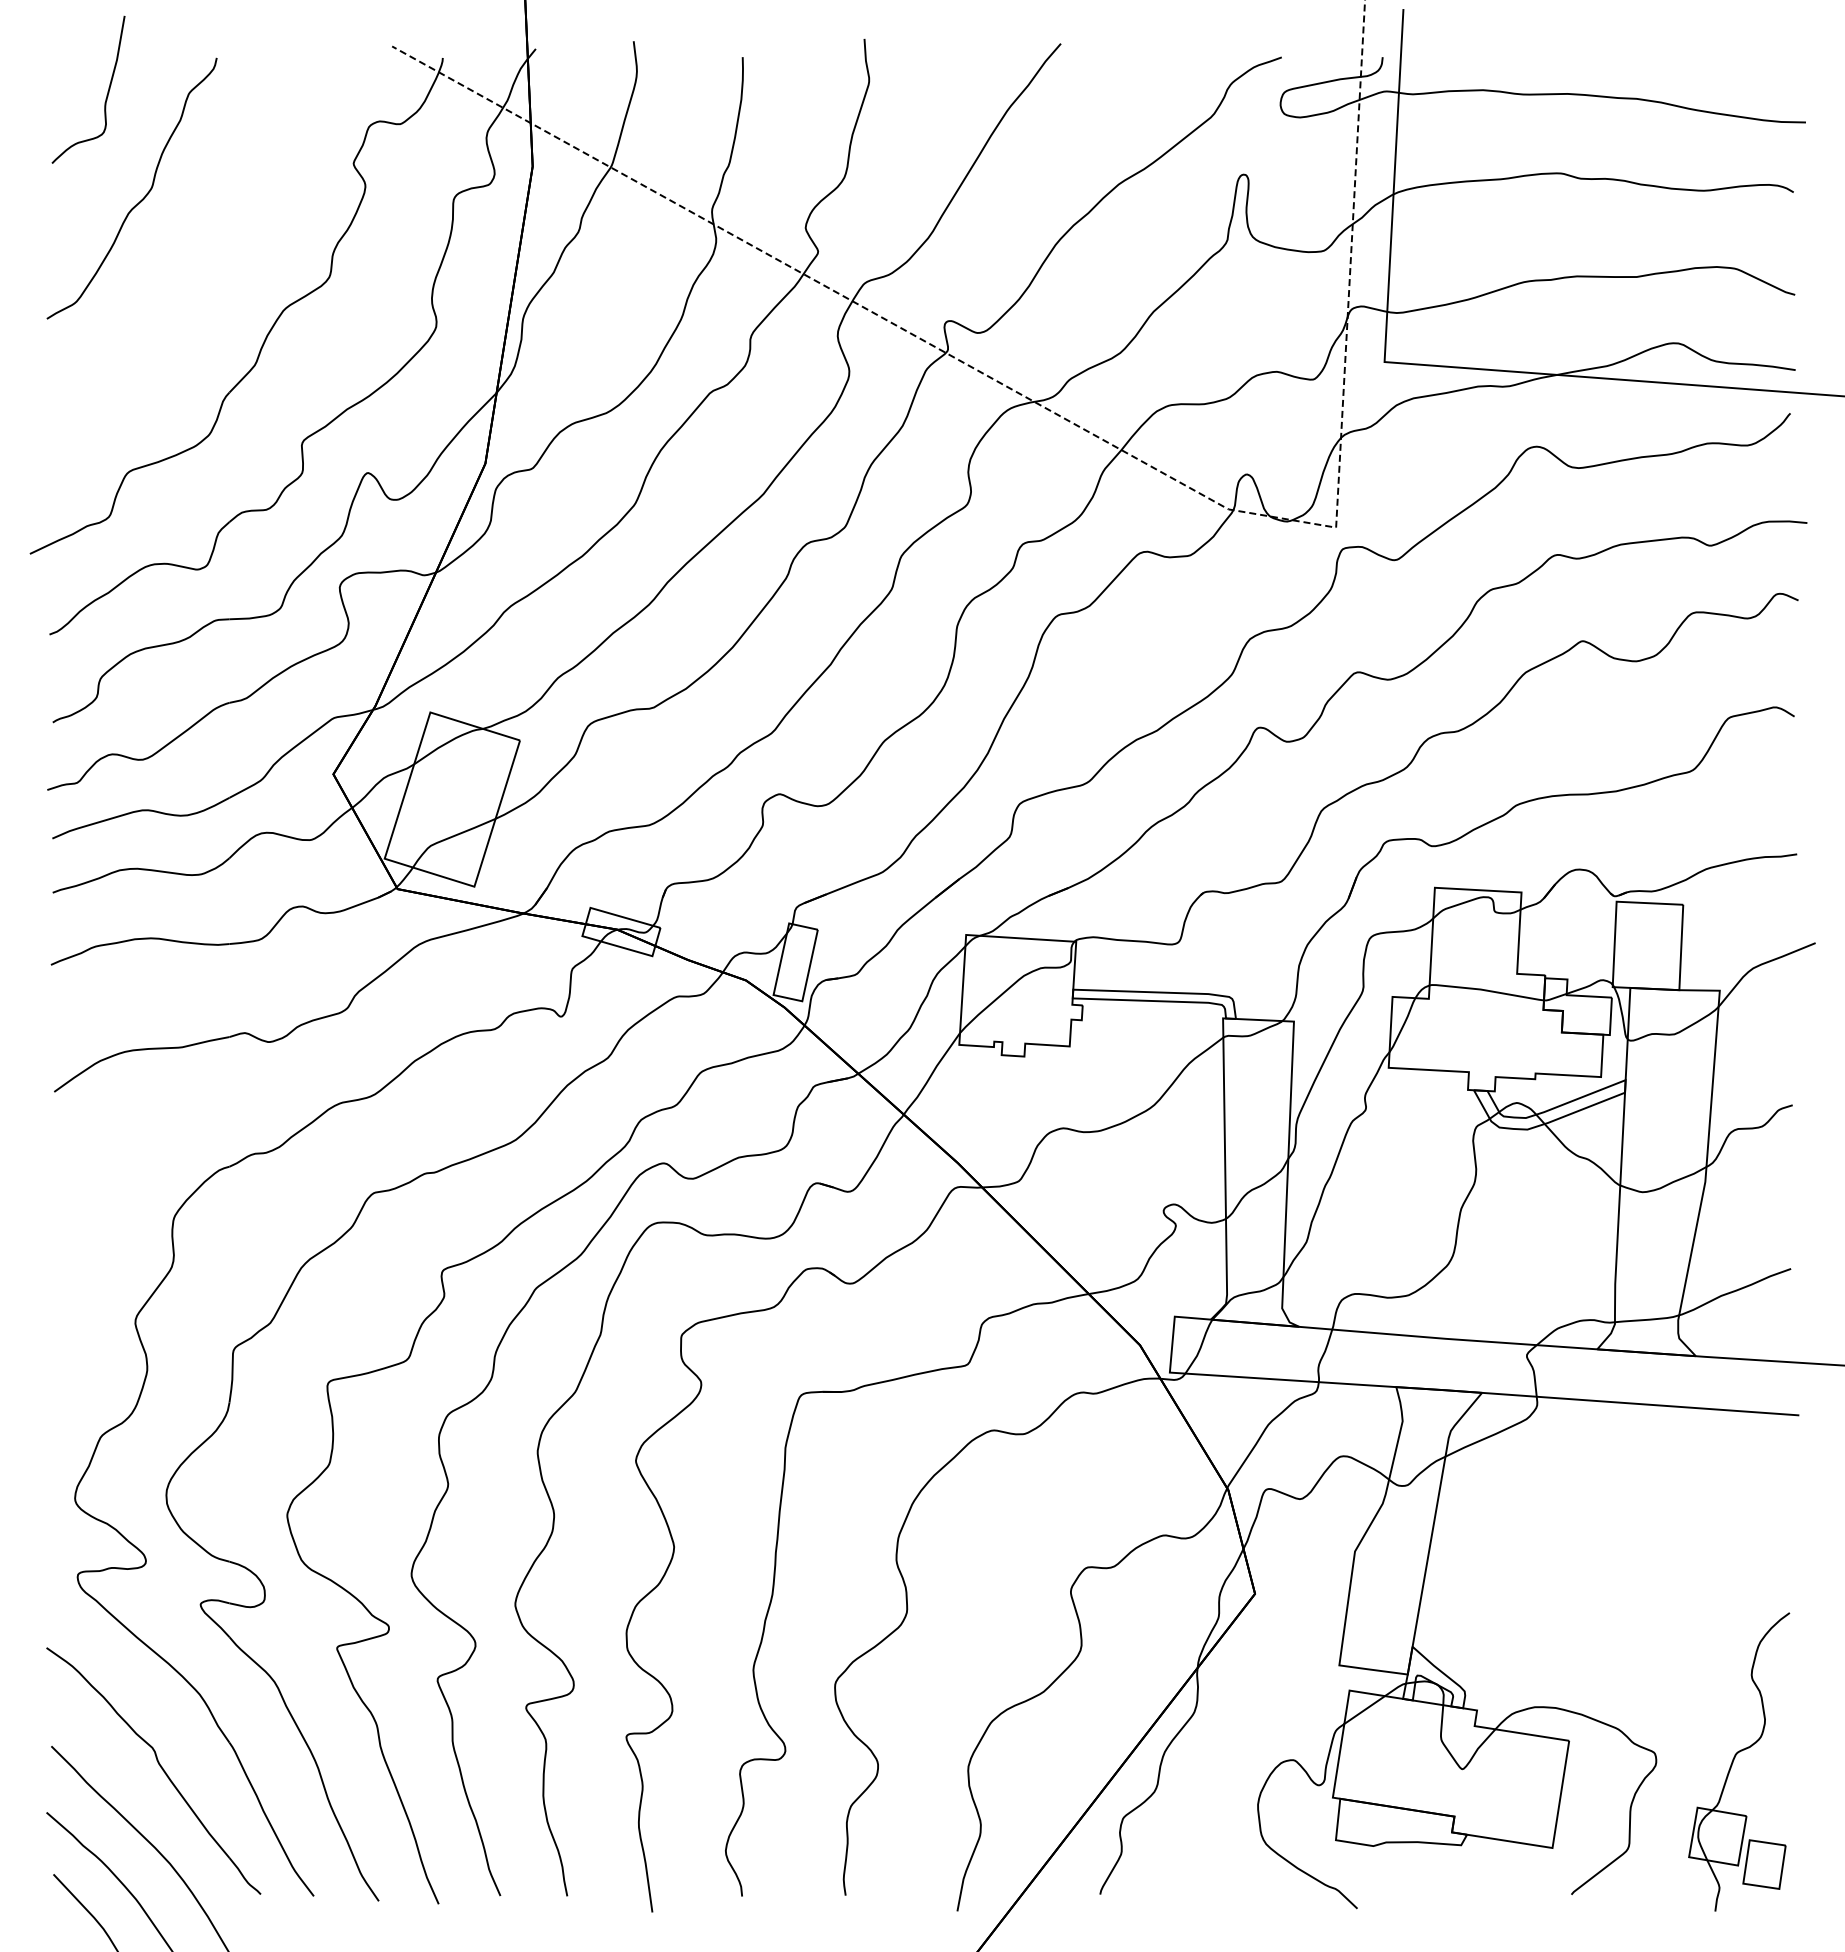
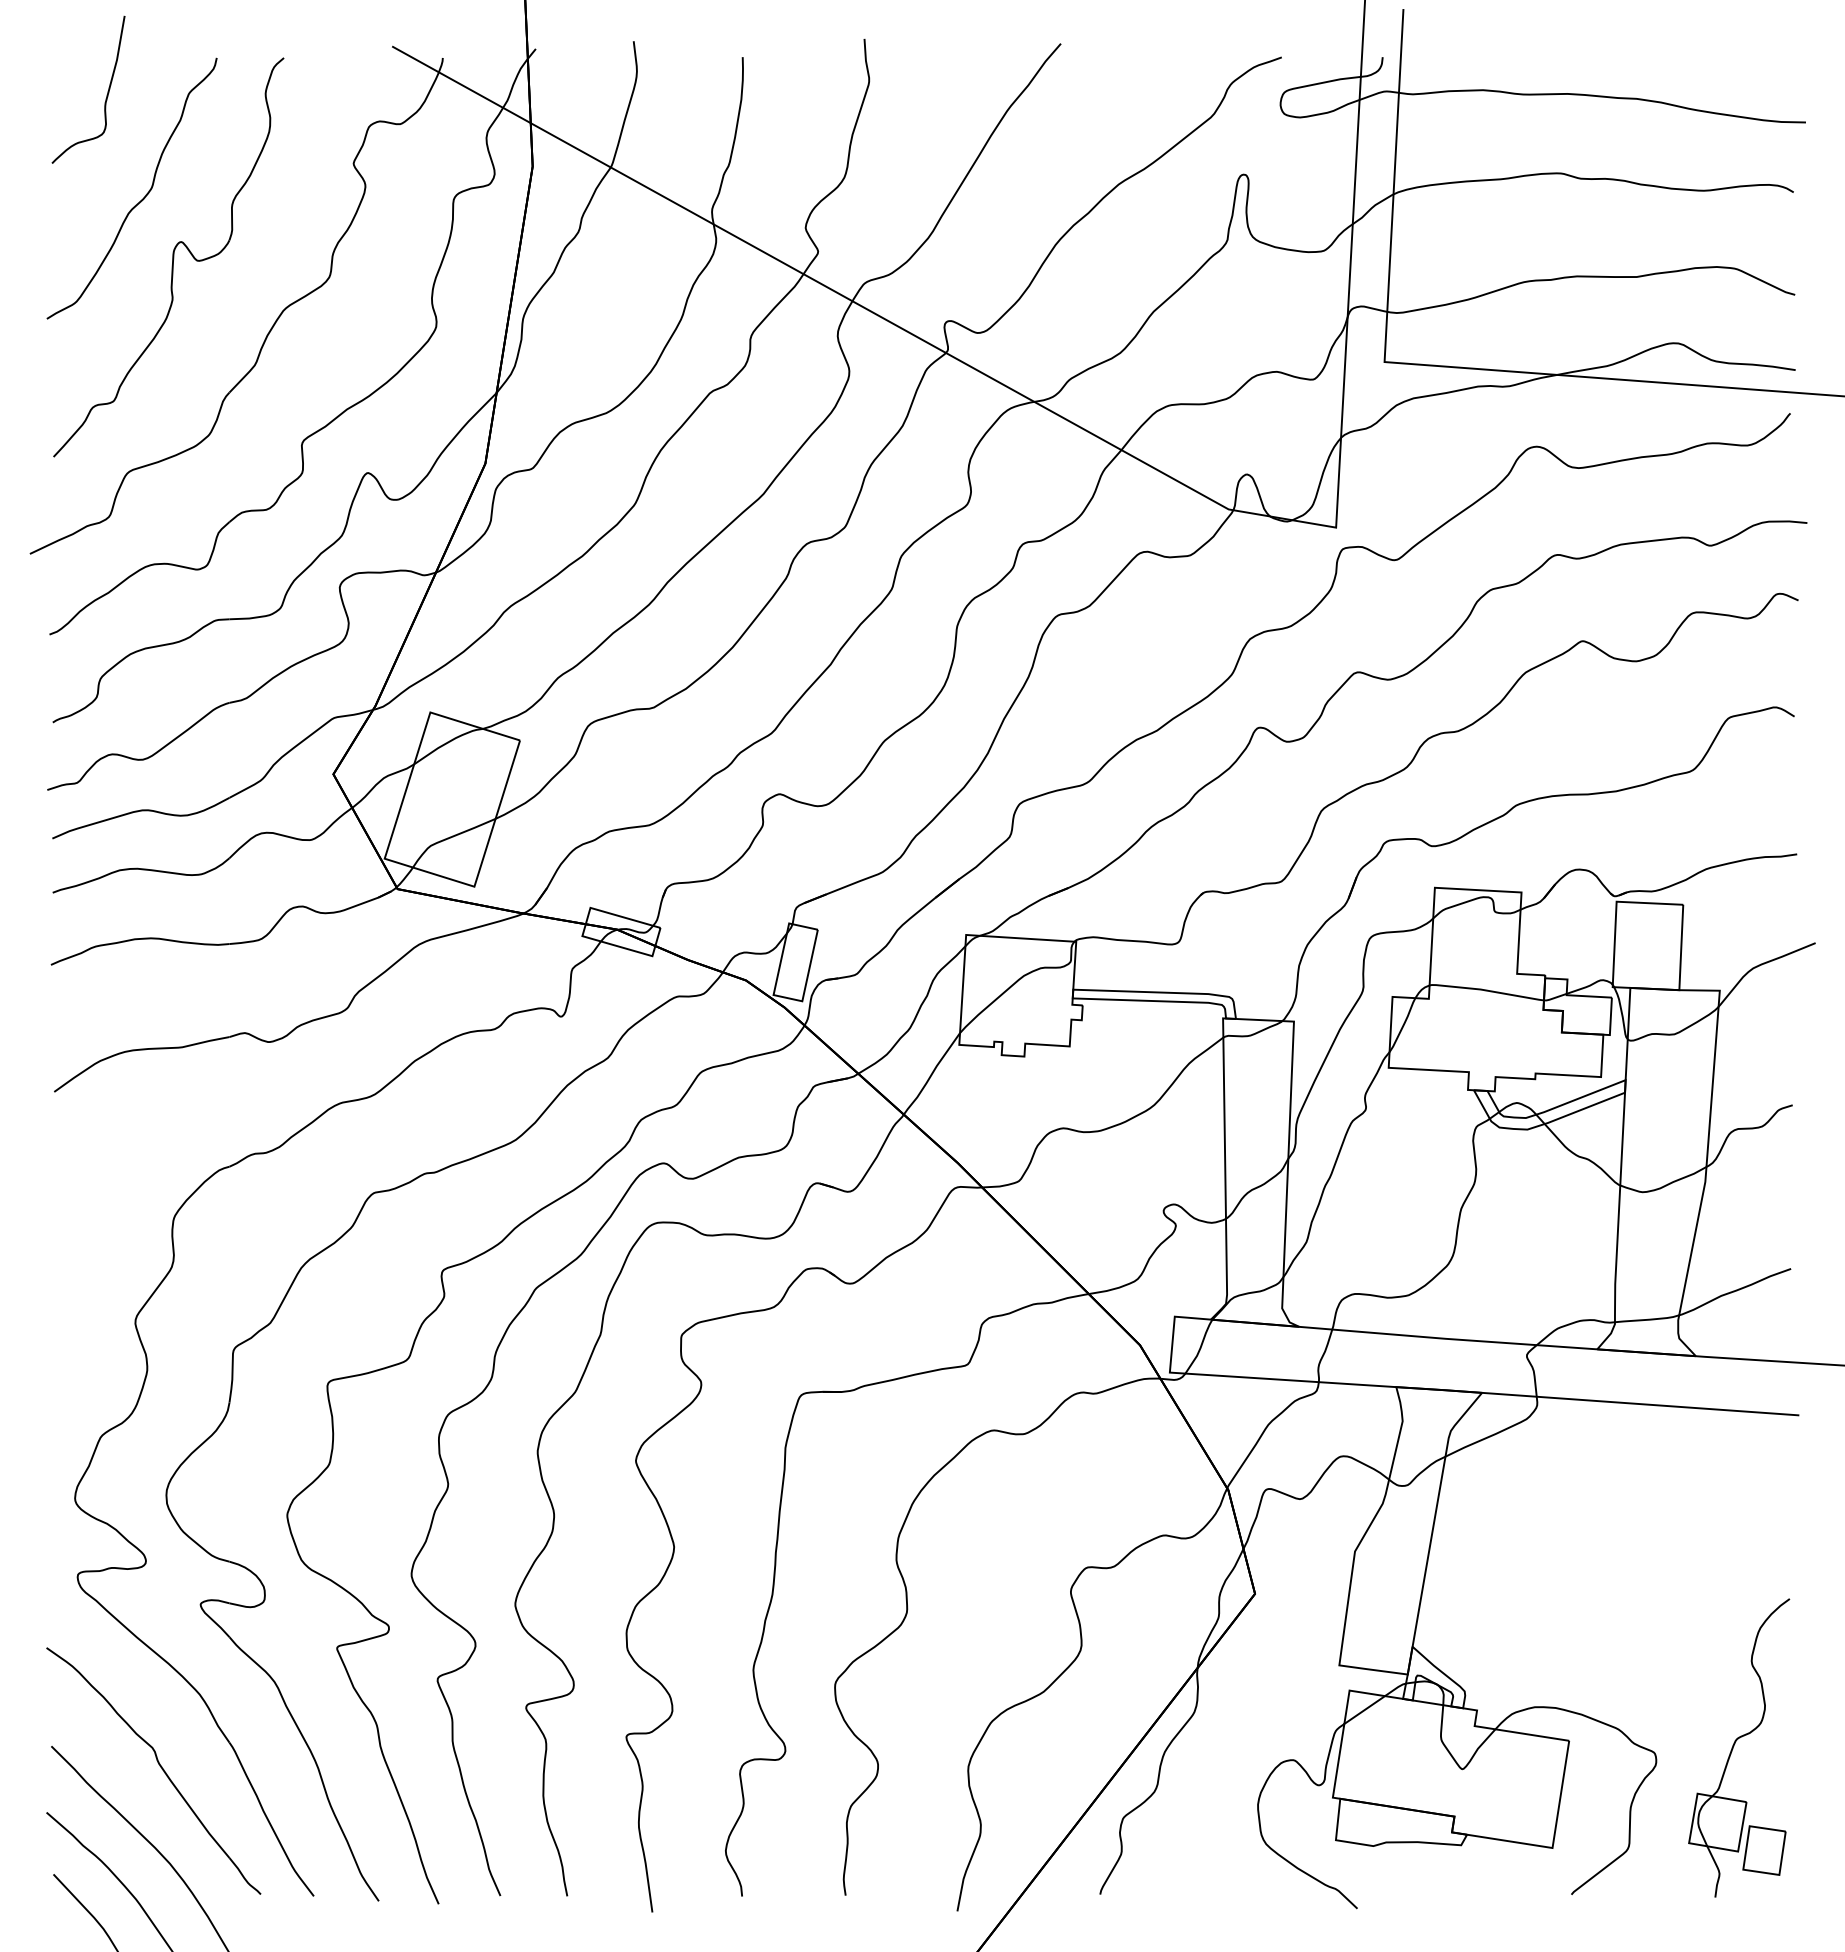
part: none -> present (168, 257)
line: dashed -> solid (1089, 432)
part position: (1739, 1761) -> (1739, 1747) (1739, 1747)
